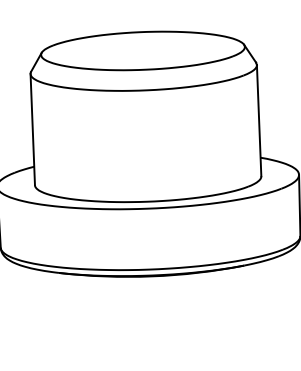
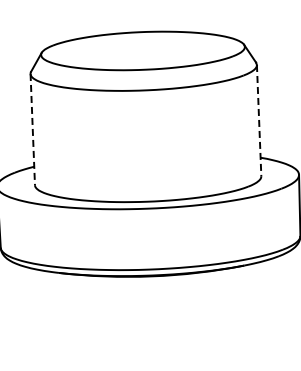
line: solid -> dashed (259, 120)
line: solid -> dashed (32, 129)
